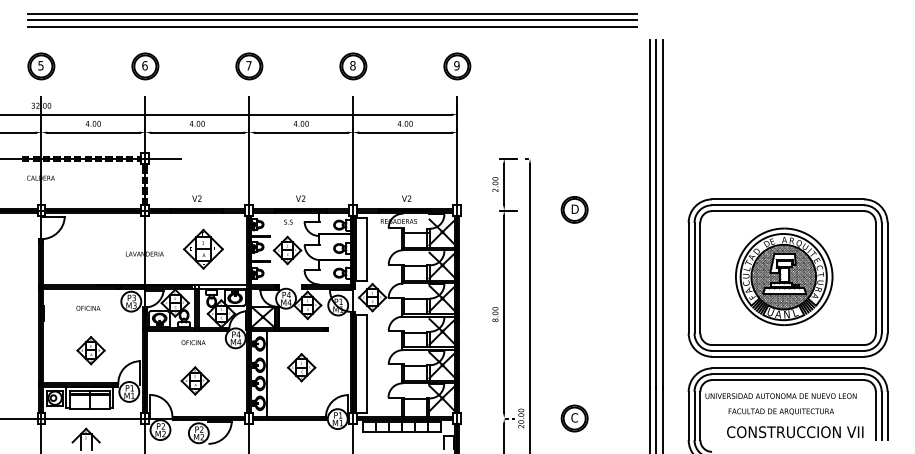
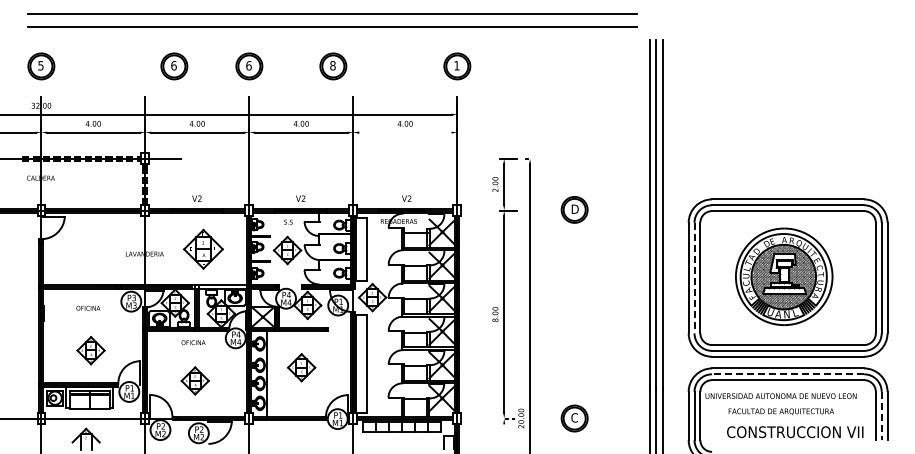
line: present -> none (331, 20)
text: 7 -> 6 (248, 65)
text: 9 -> 1 (456, 65)
part position: (145, 66) -> (174, 66) (174, 66)
part position: (353, 66) -> (333, 66) (333, 66)
line: present -> none (405, 132)
line: solid -> dashed (694, 278)
line: solid -> dashed (787, 374)
line: solid -> dashed (881, 416)
line: present -> none (504, 437)
